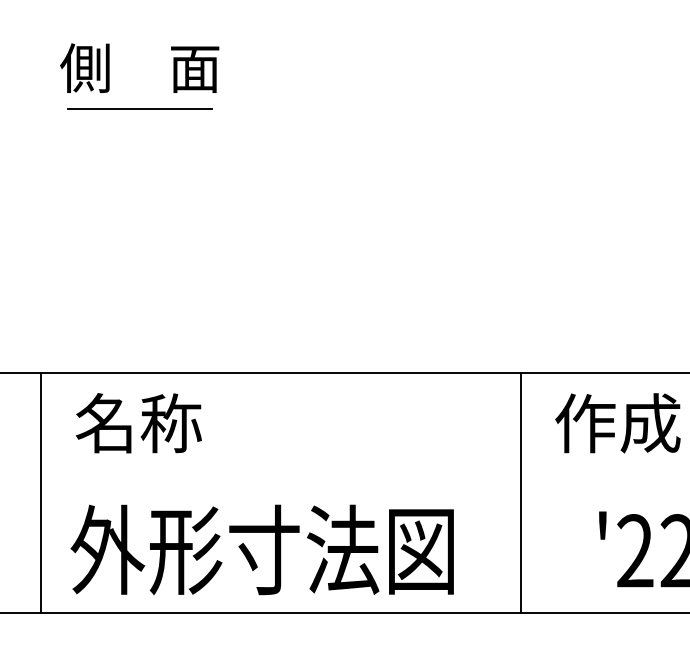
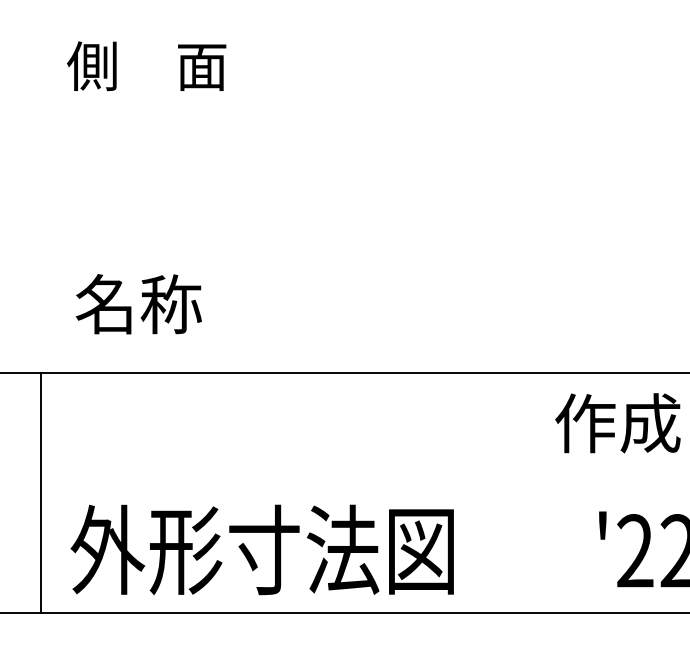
text position: (139, 67) -> (146, 65) (146, 65)
line: present -> none (139, 108)
text position: (138, 423) -> (138, 304) (138, 304)
line: present -> none (520, 492)
